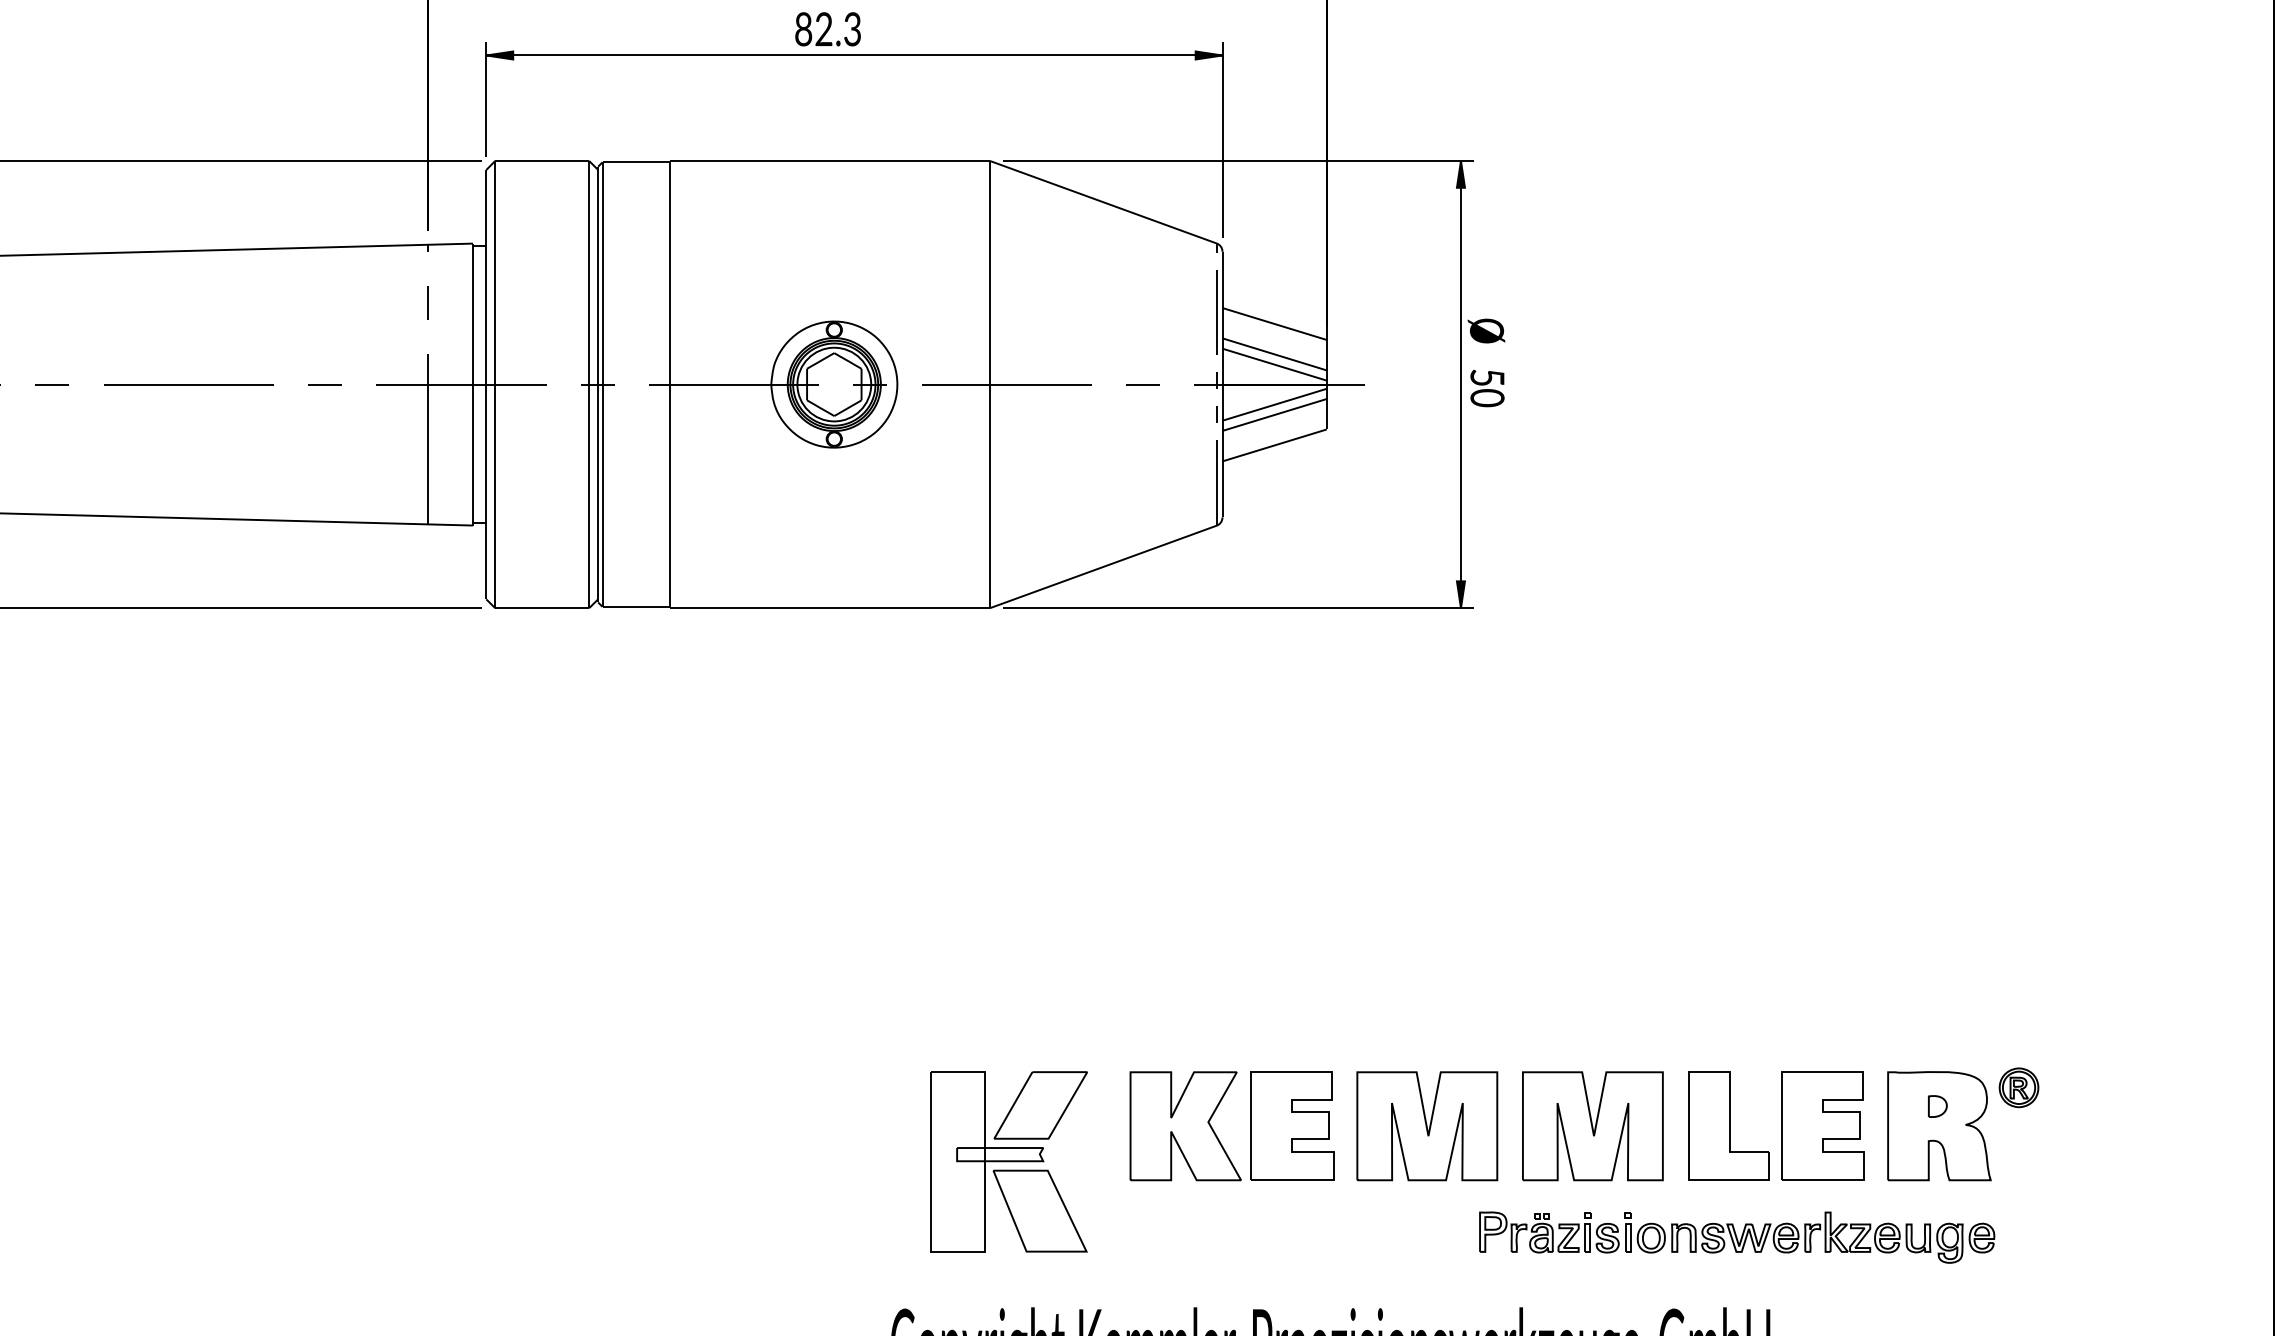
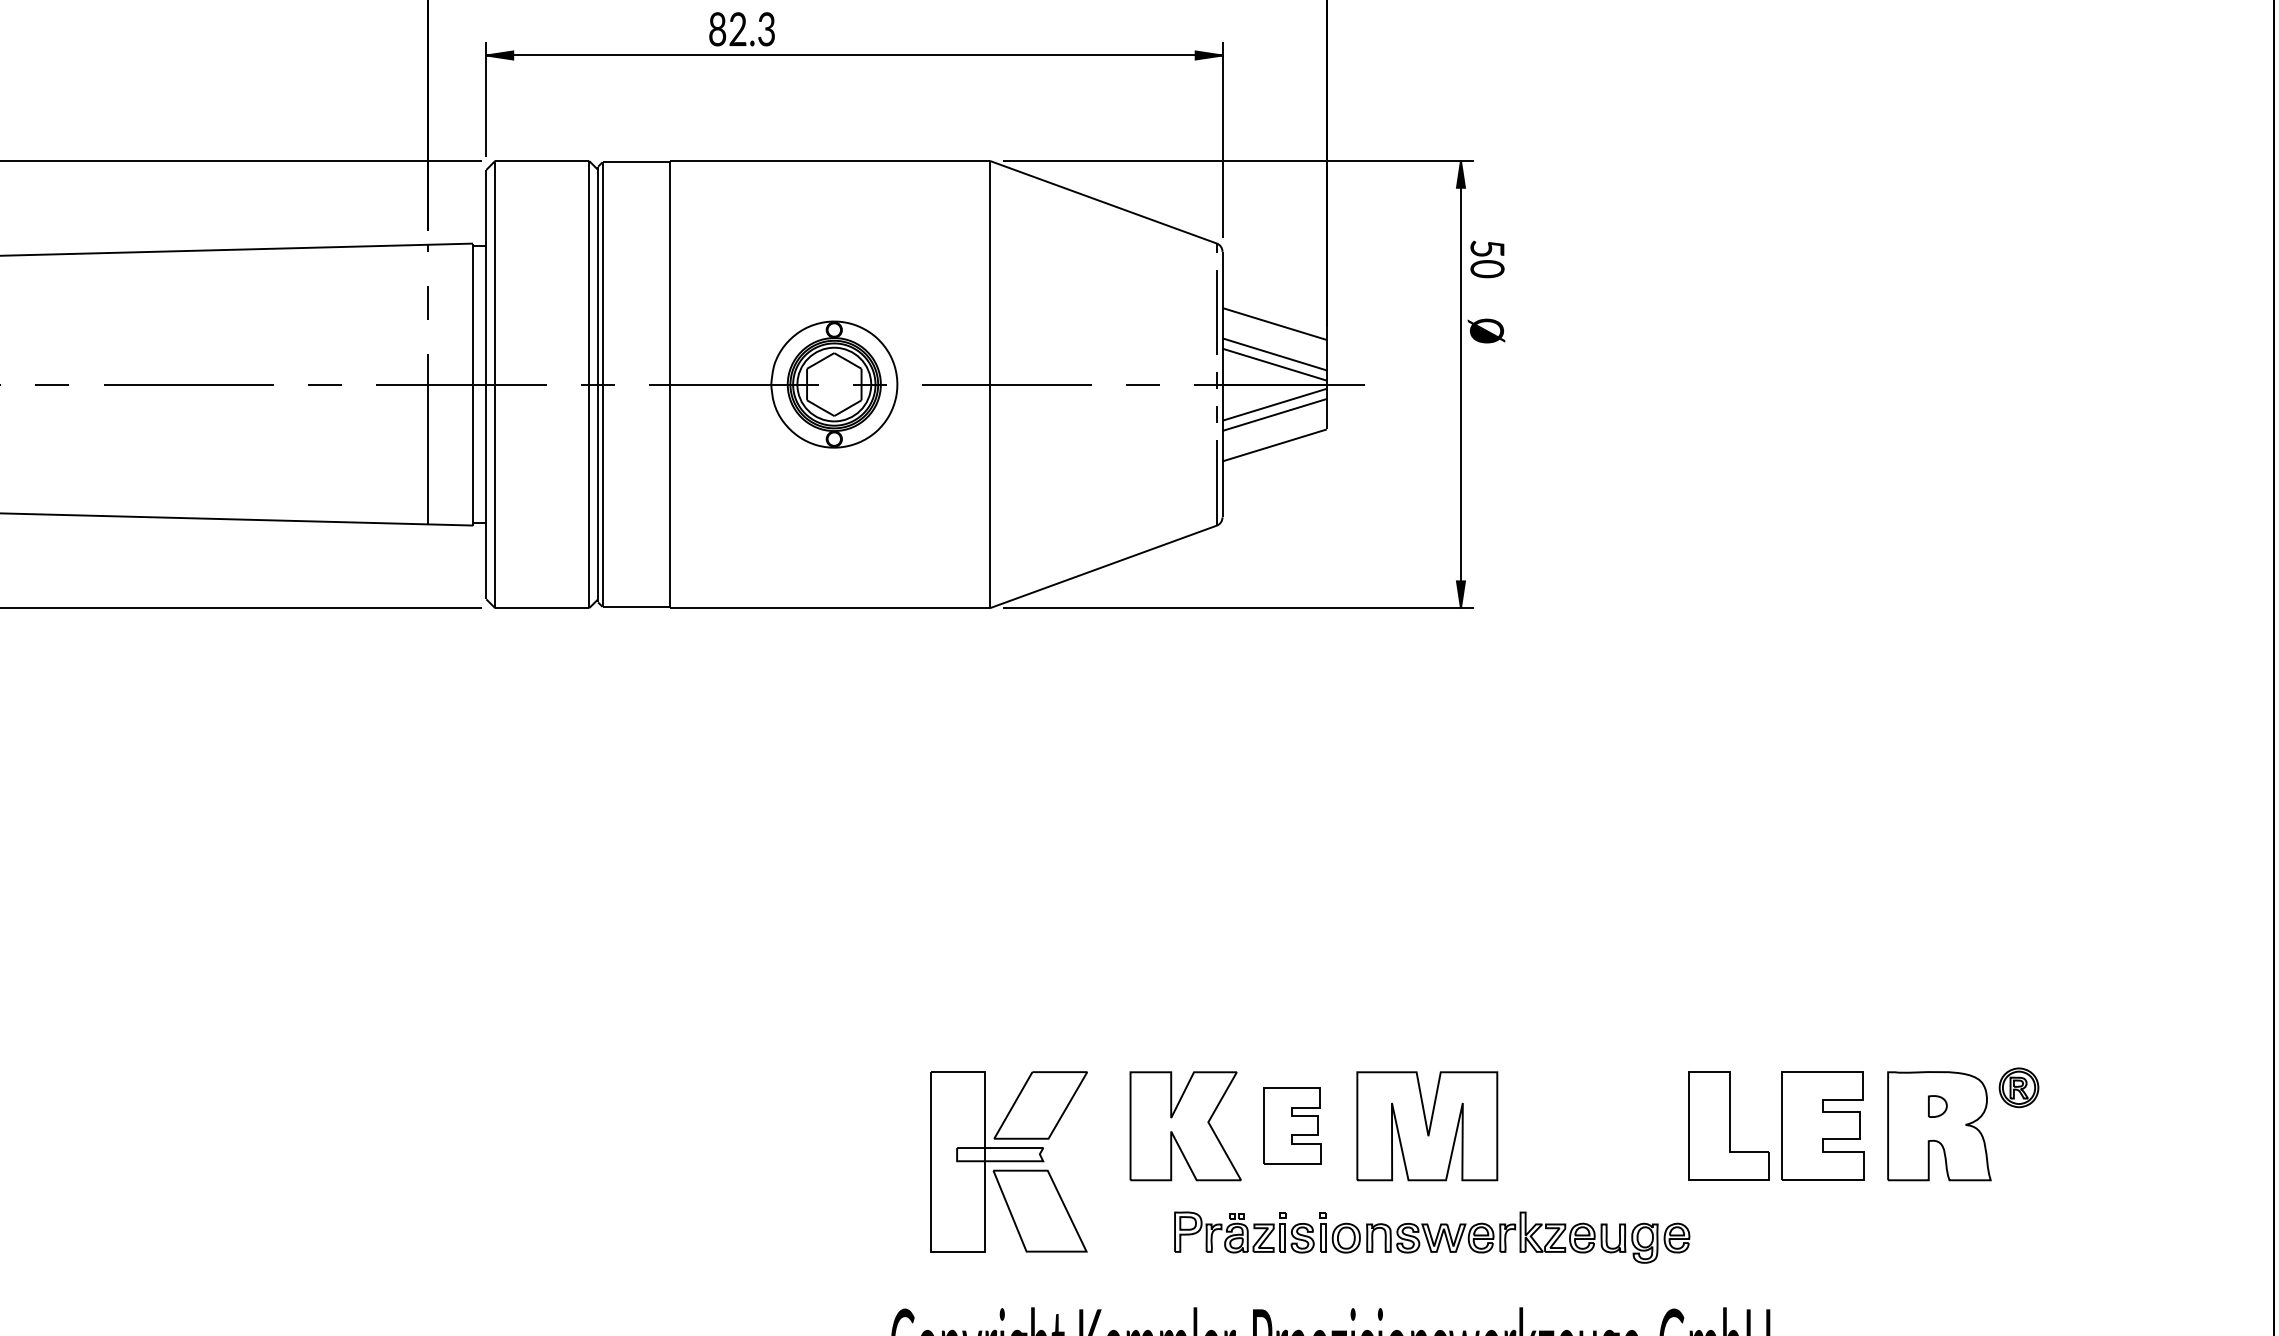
text position: (827, 29) -> (741, 29) (741, 29)
text position: (1487, 388) -> (1487, 259) (1487, 259)
part size: 85x110 px -> 59x78 px (1292, 1125)
part: present -> none (1592, 1126)
part position: (1737, 1237) -> (1432, 1237) (1432, 1237)
